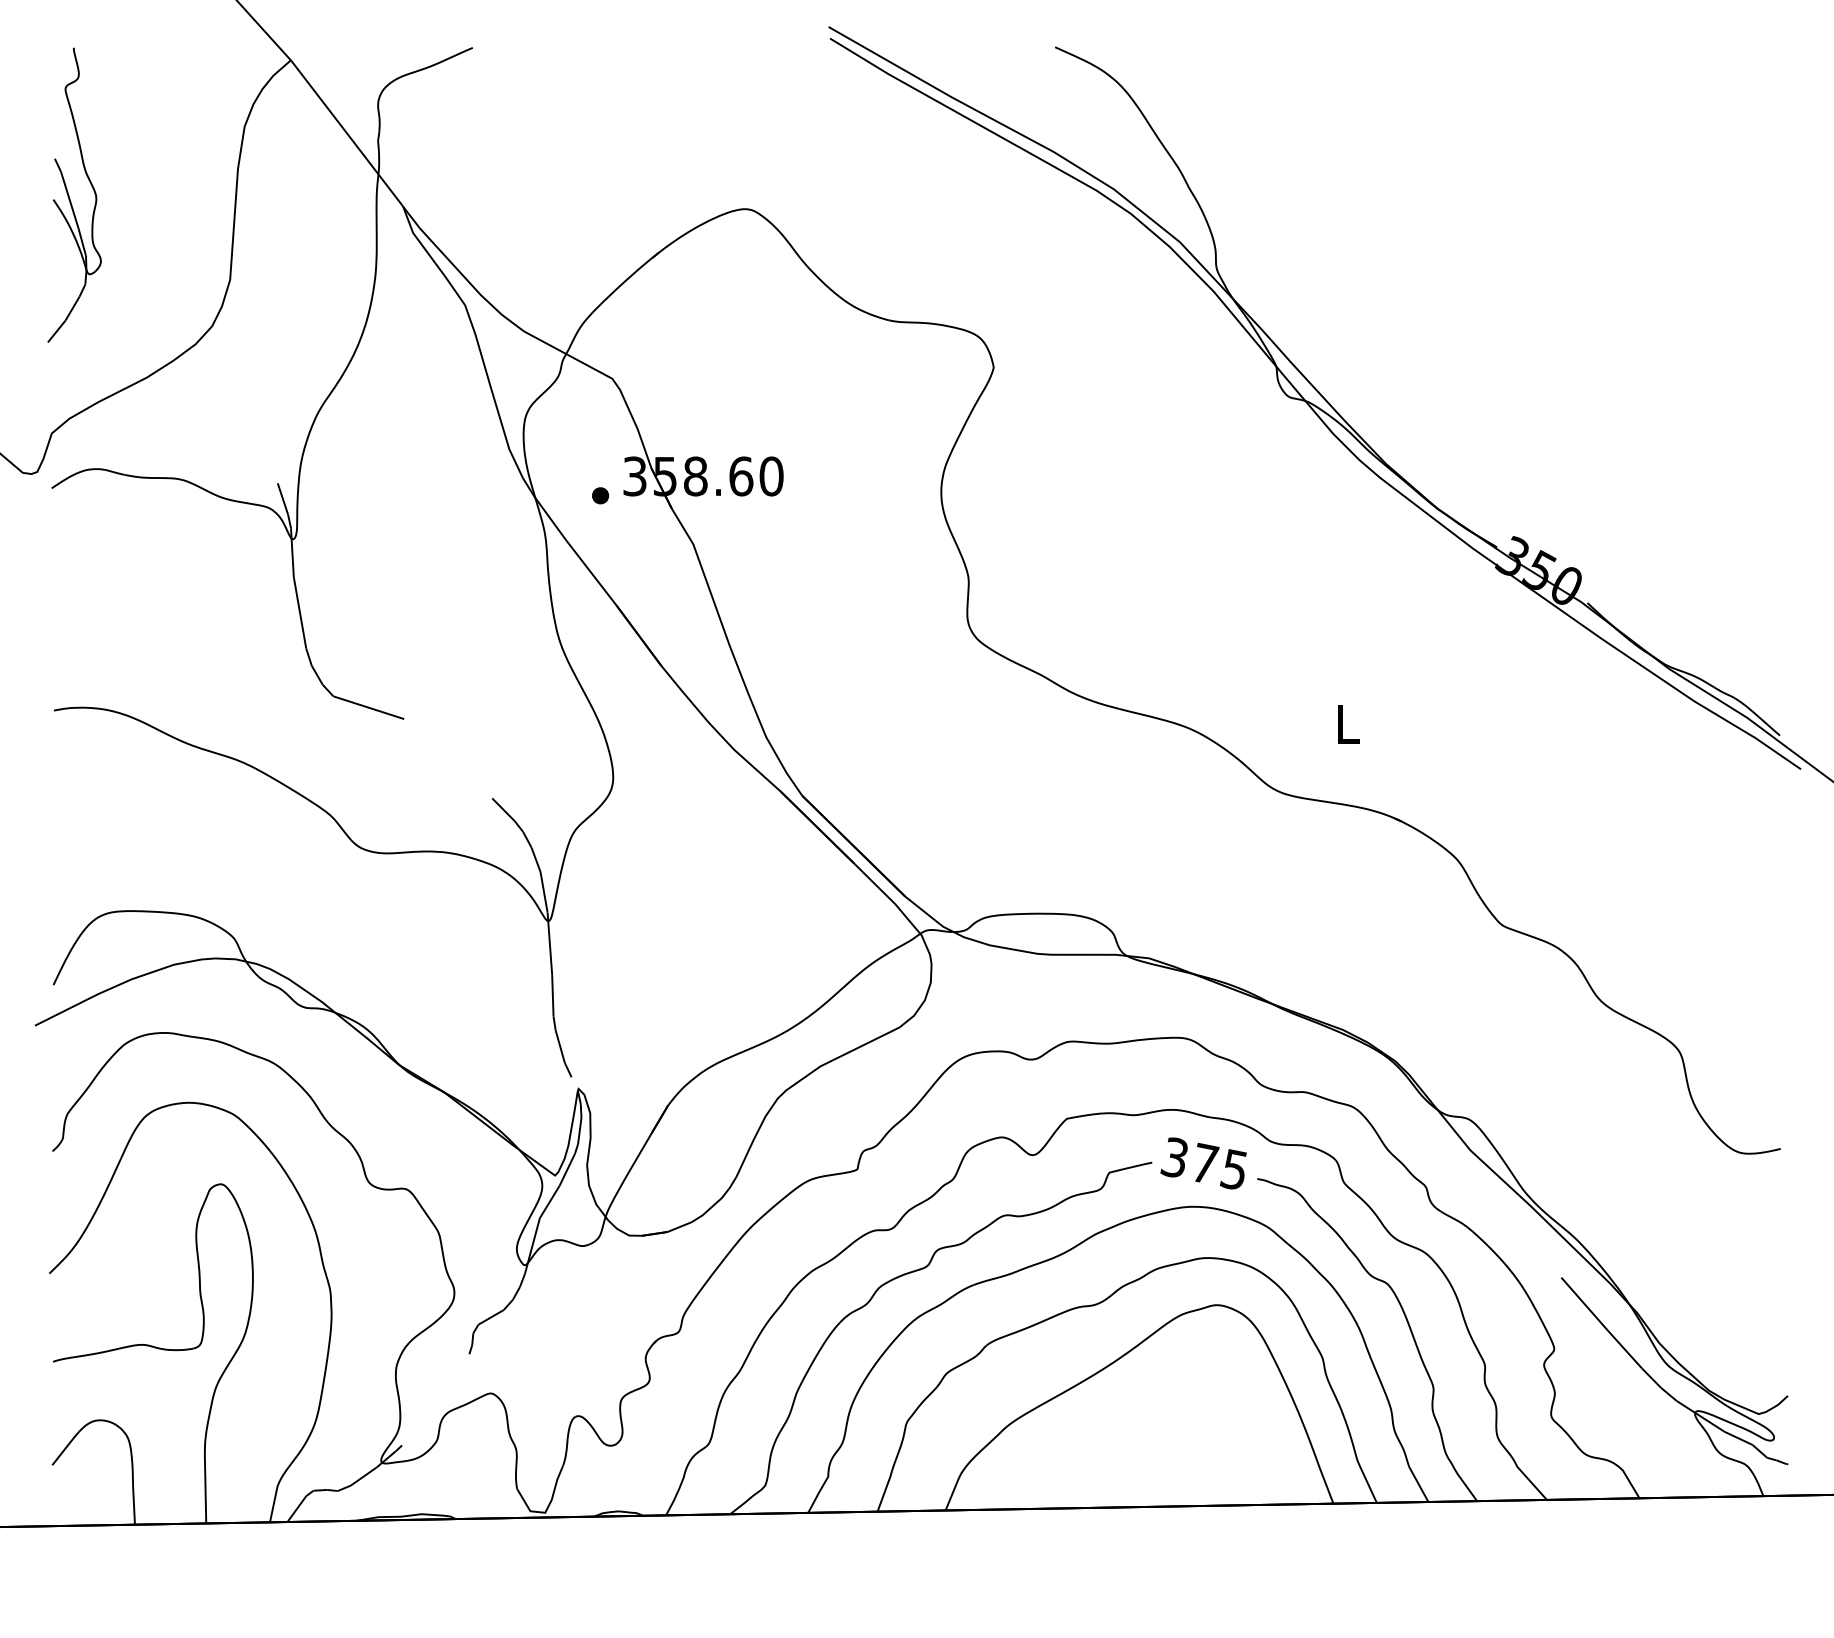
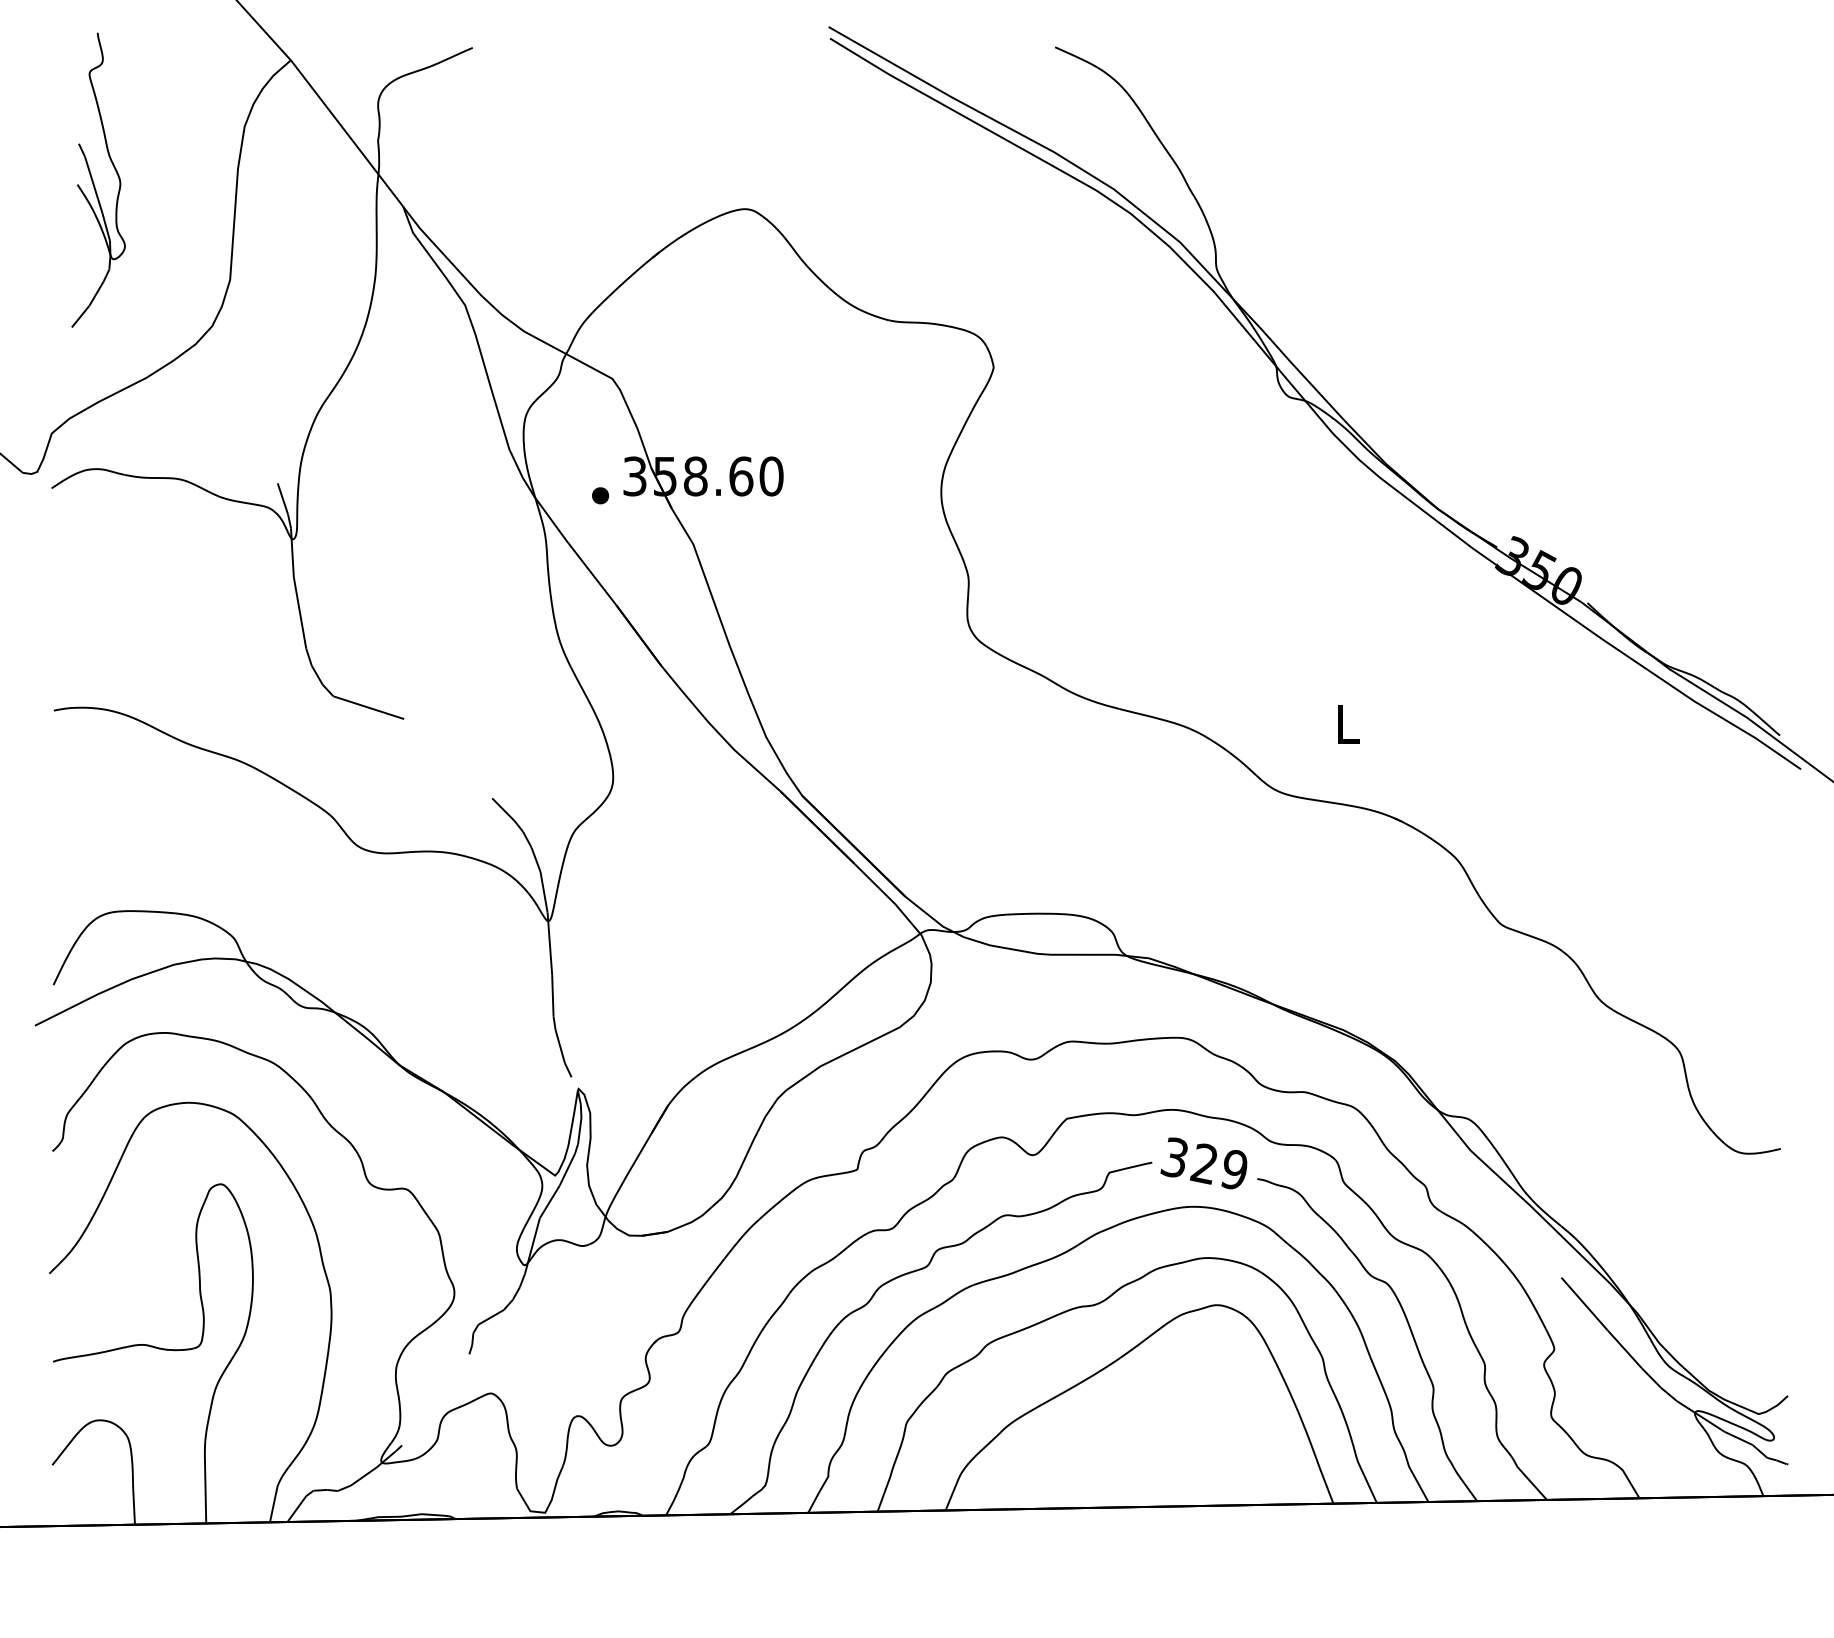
part position: (74, 194) -> (98, 179) (98, 179)
text: 375 -> 329 (1218, 1165)
